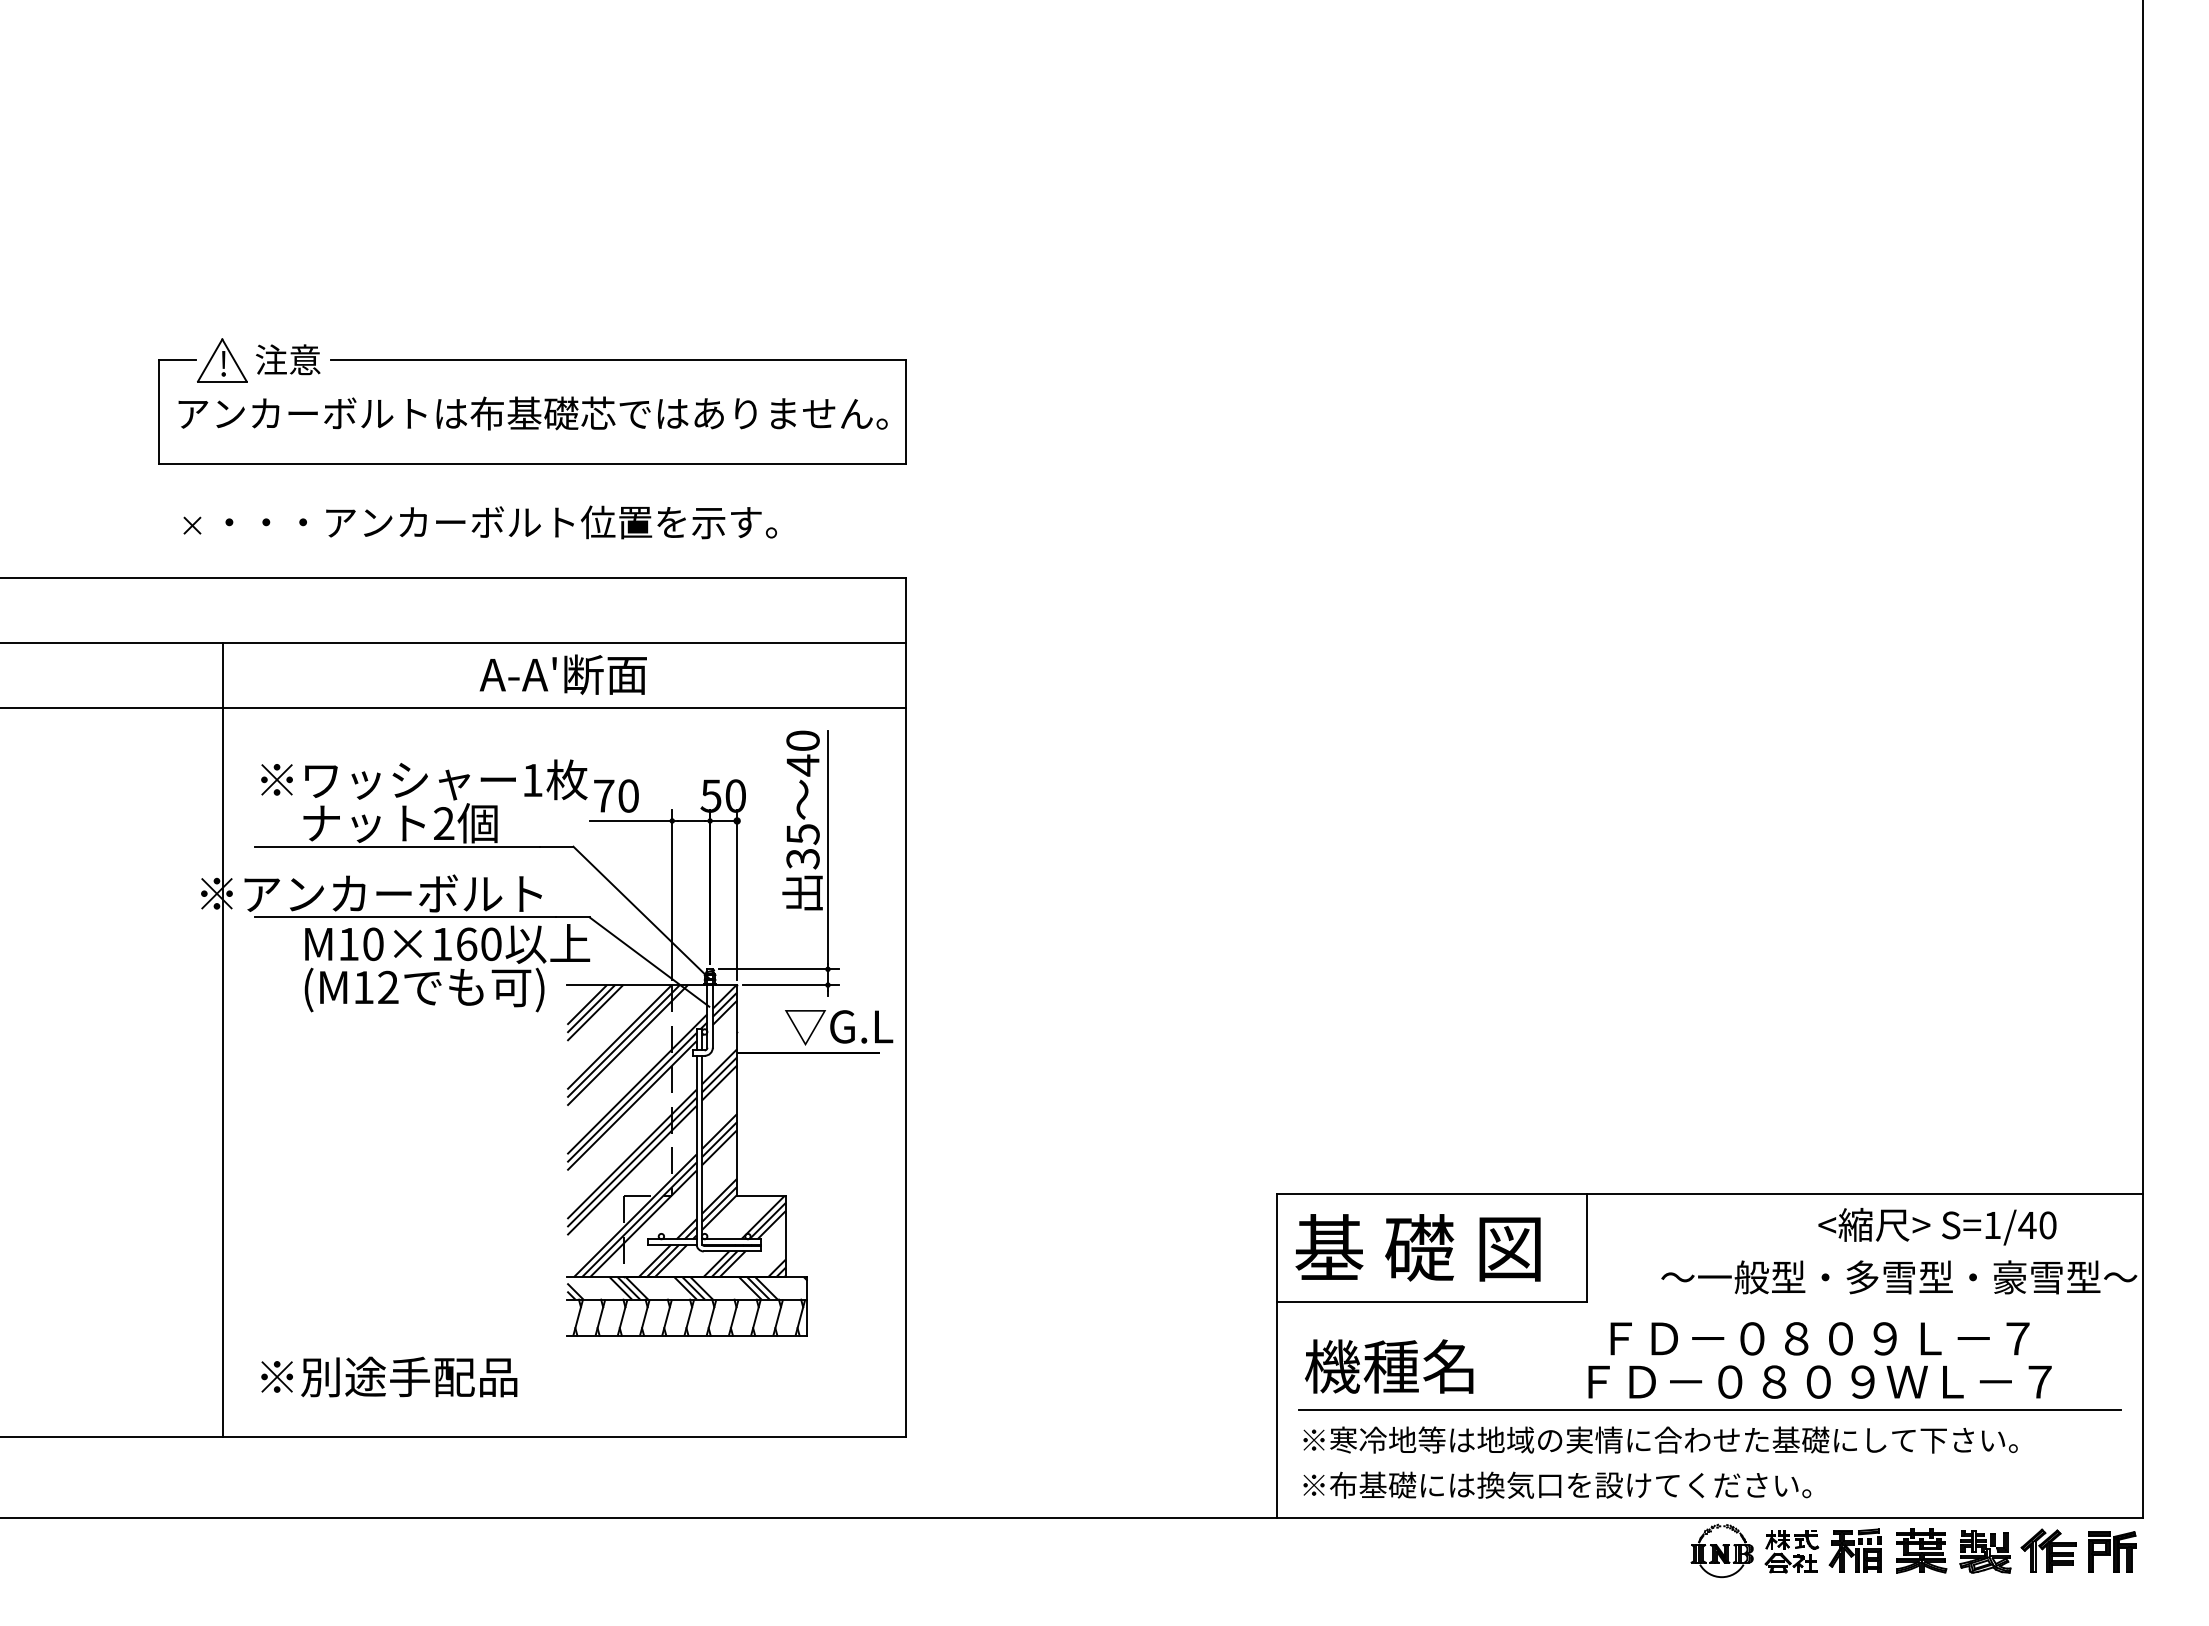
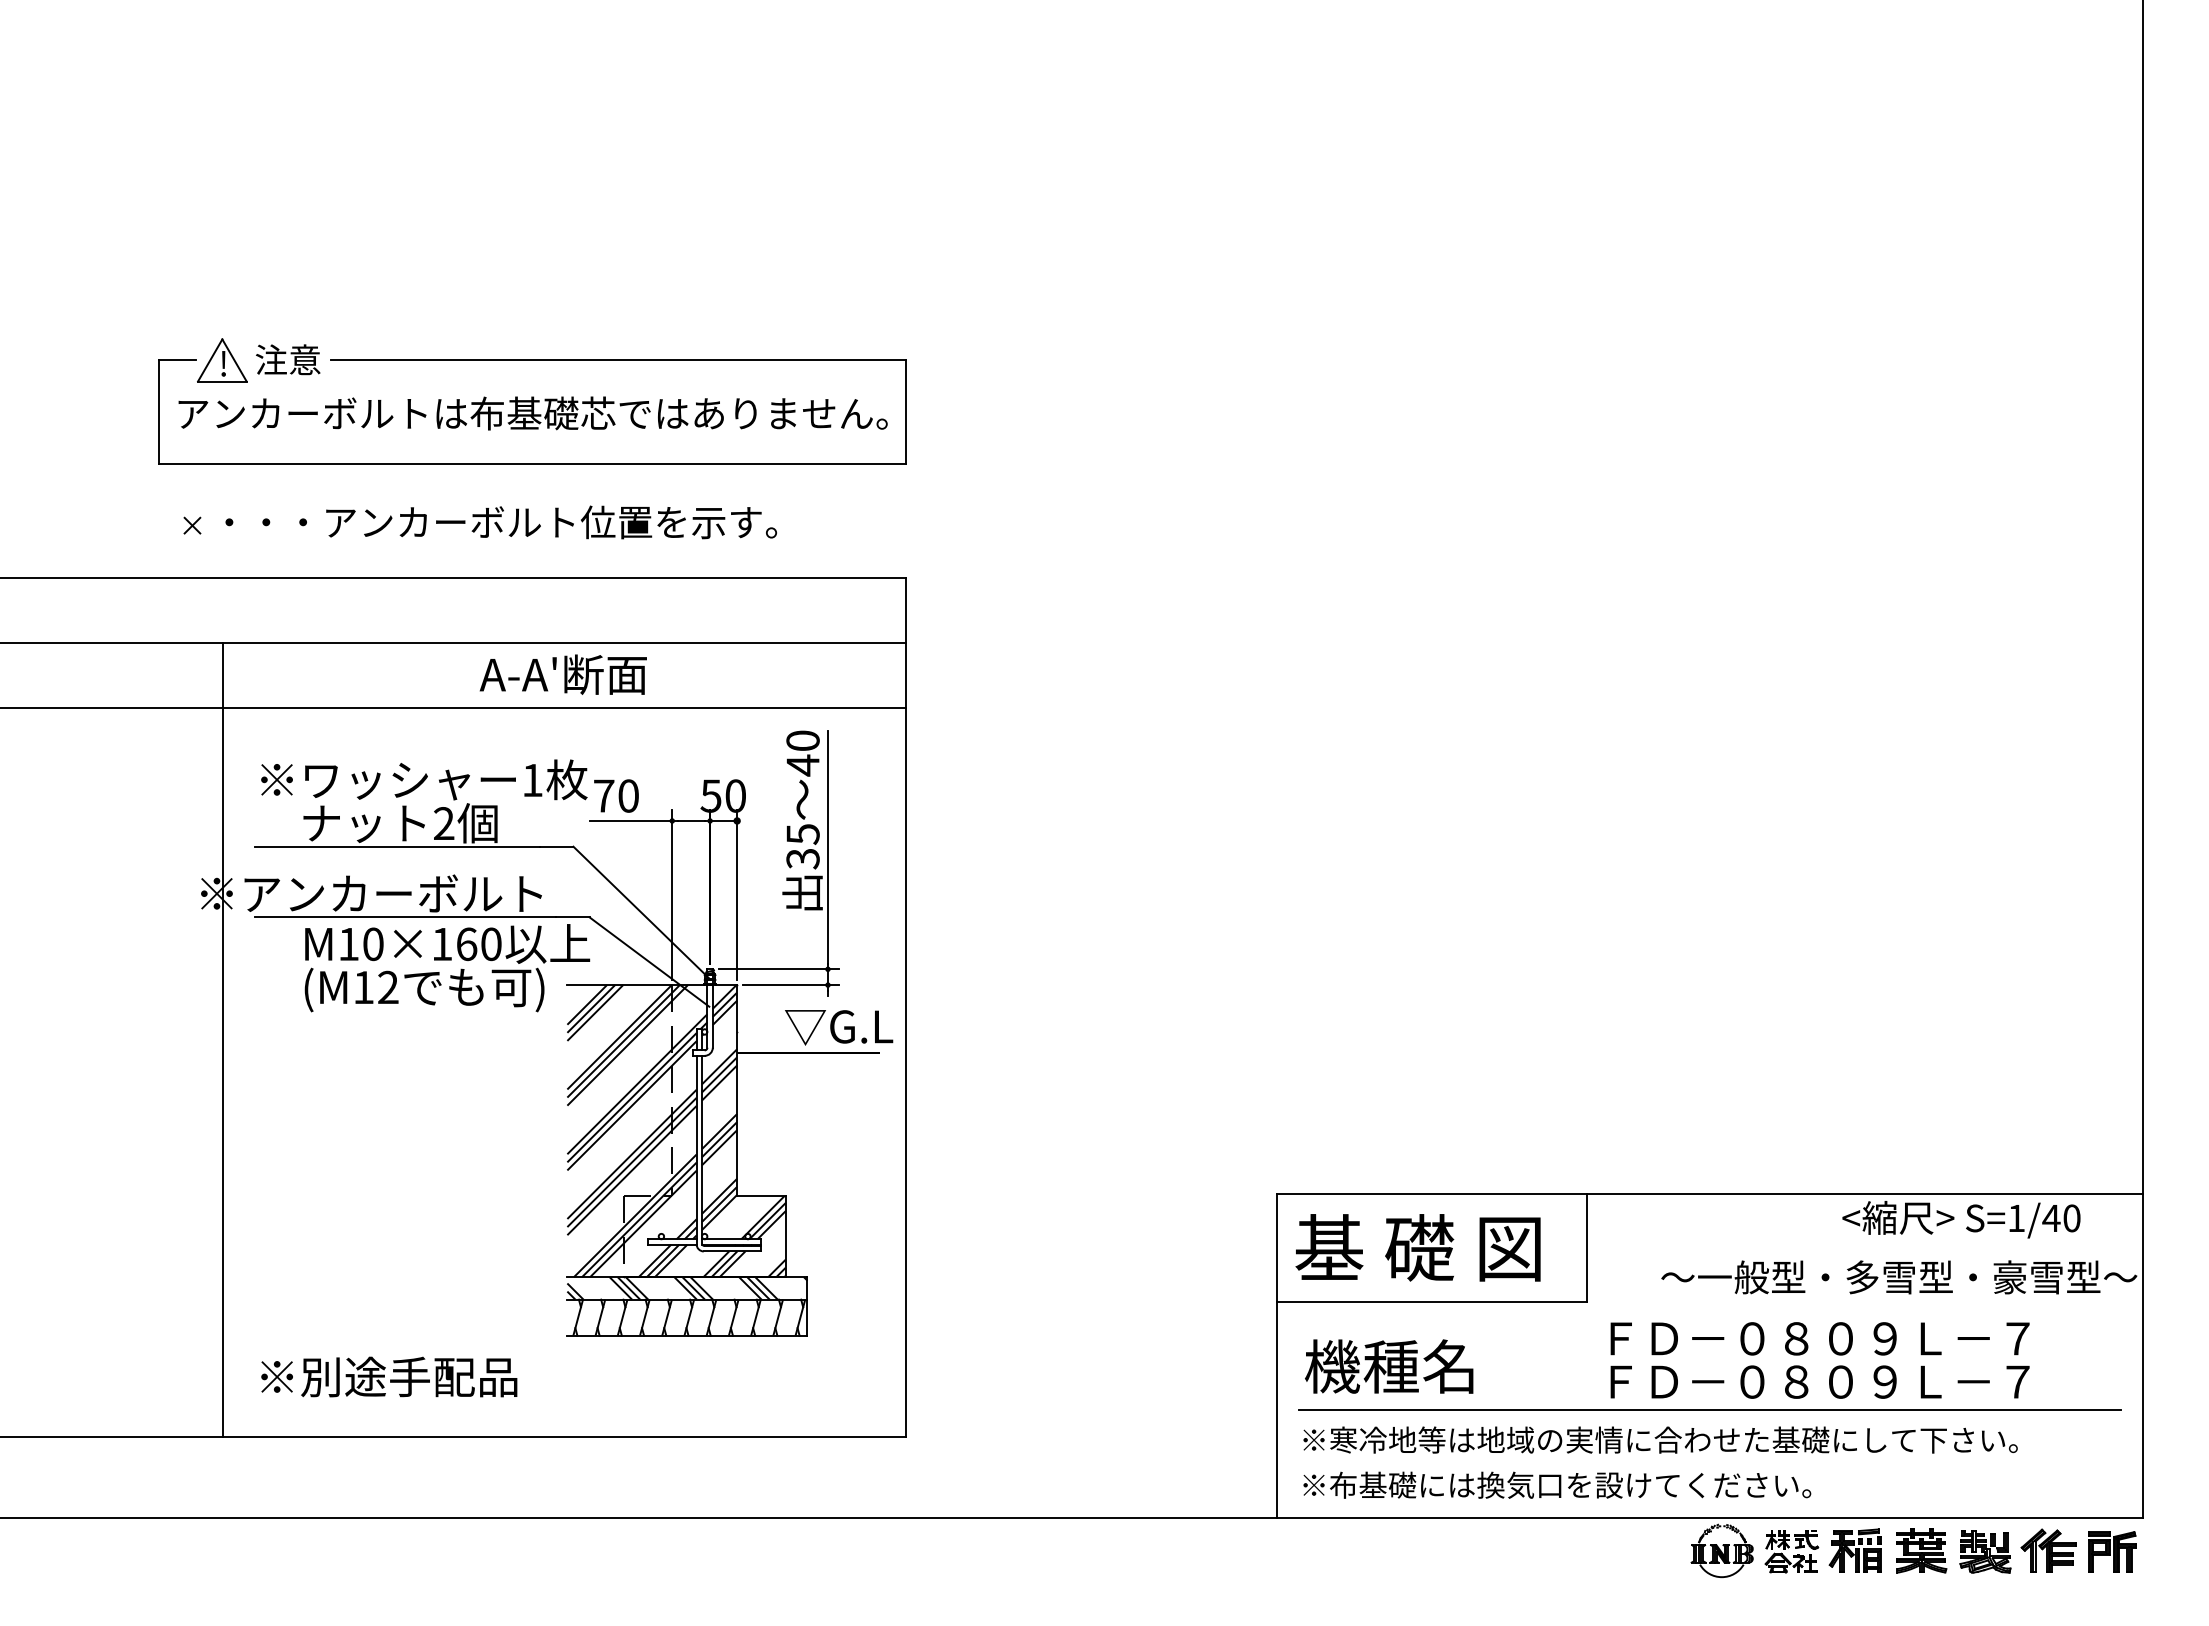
text position: (1937, 1226) -> (1961, 1219) (1961, 1219)
text: ＦＤ－０８０９ＷＬ－７ -> ＦＤ－０８０９Ｌ－７ (1819, 1381)
